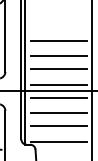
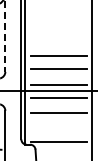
line: solid -> dashed (5, 36)
line: present -> none (58, 41)
line: present -> none (58, 126)
